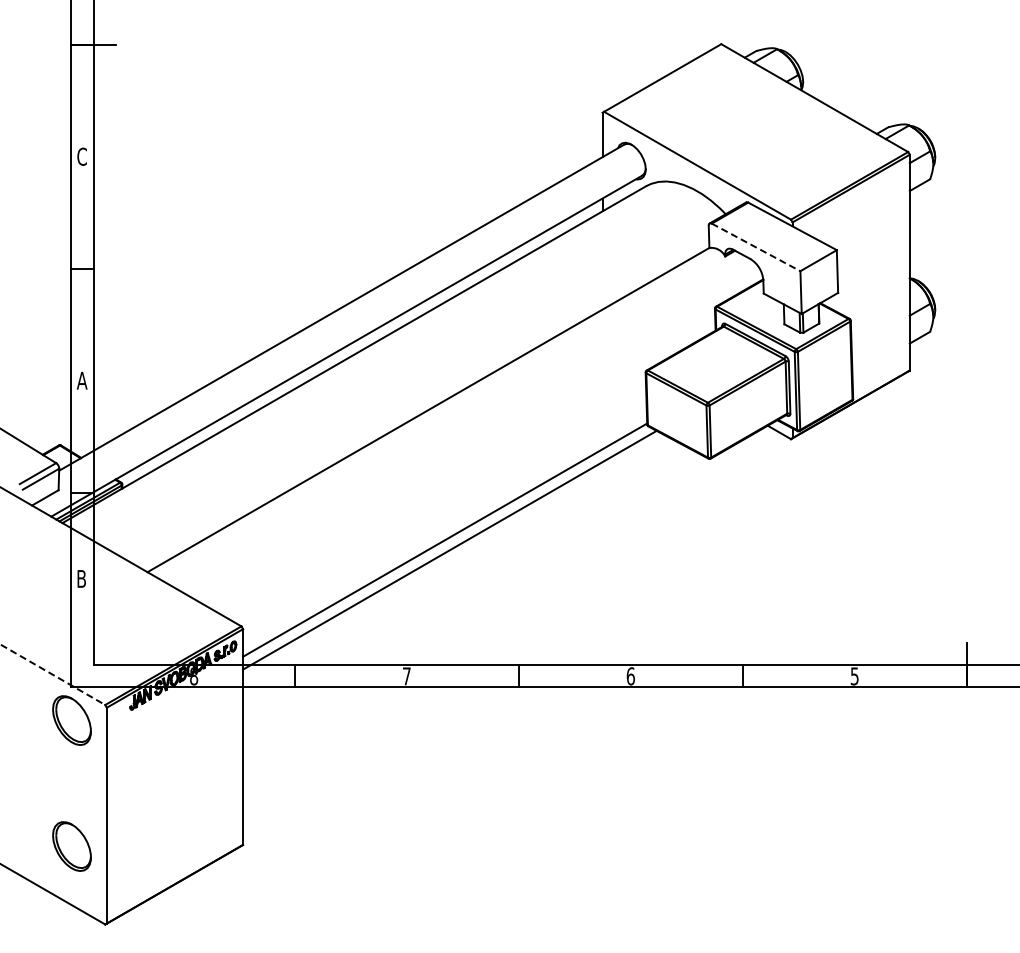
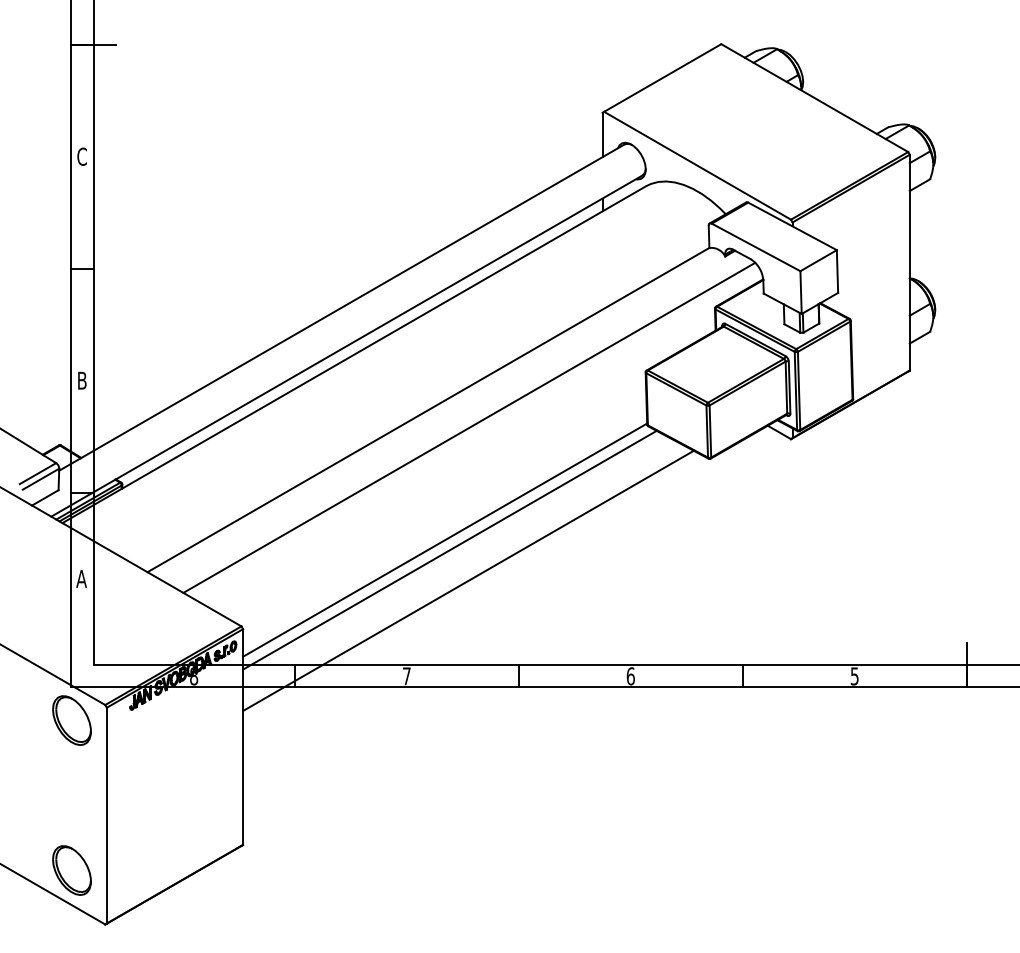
line: dashed -> solid (756, 247)
text: A -> B (81, 380)
line: none -> present (469, 427)
text: B -> A (81, 578)
line: none -> present (468, 580)
line: dashed -> solid (53, 675)
part position: (71, 846) -> (71, 870) (71, 870)
